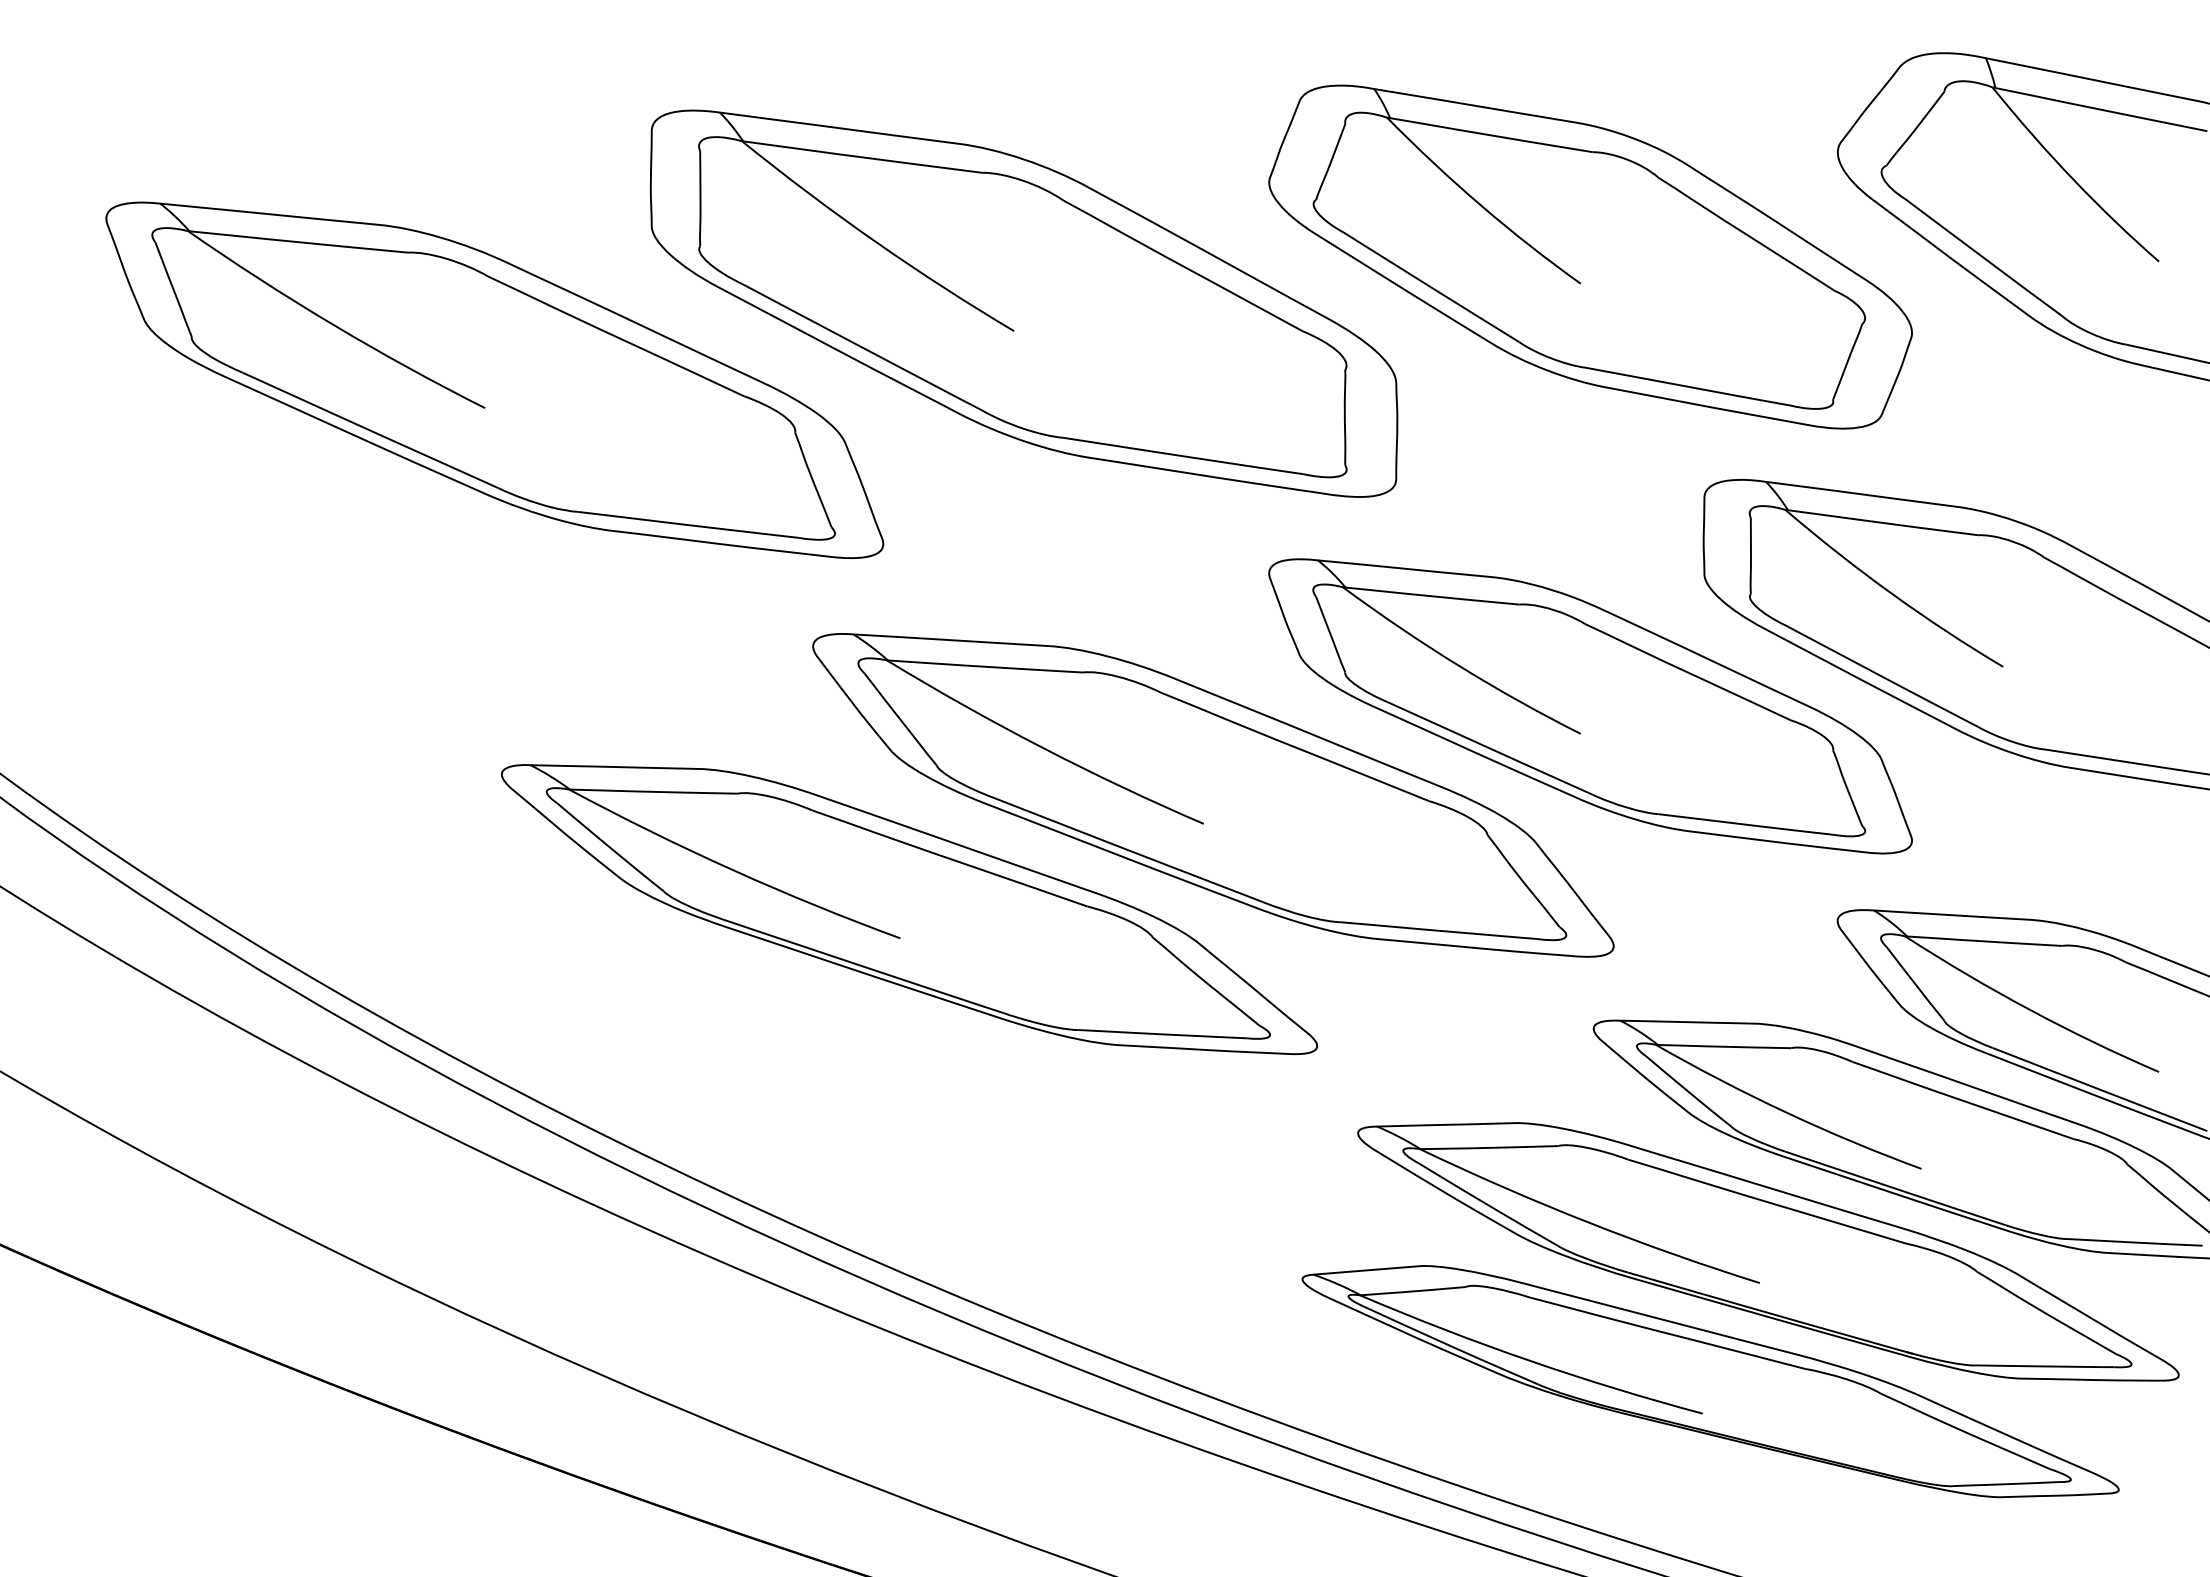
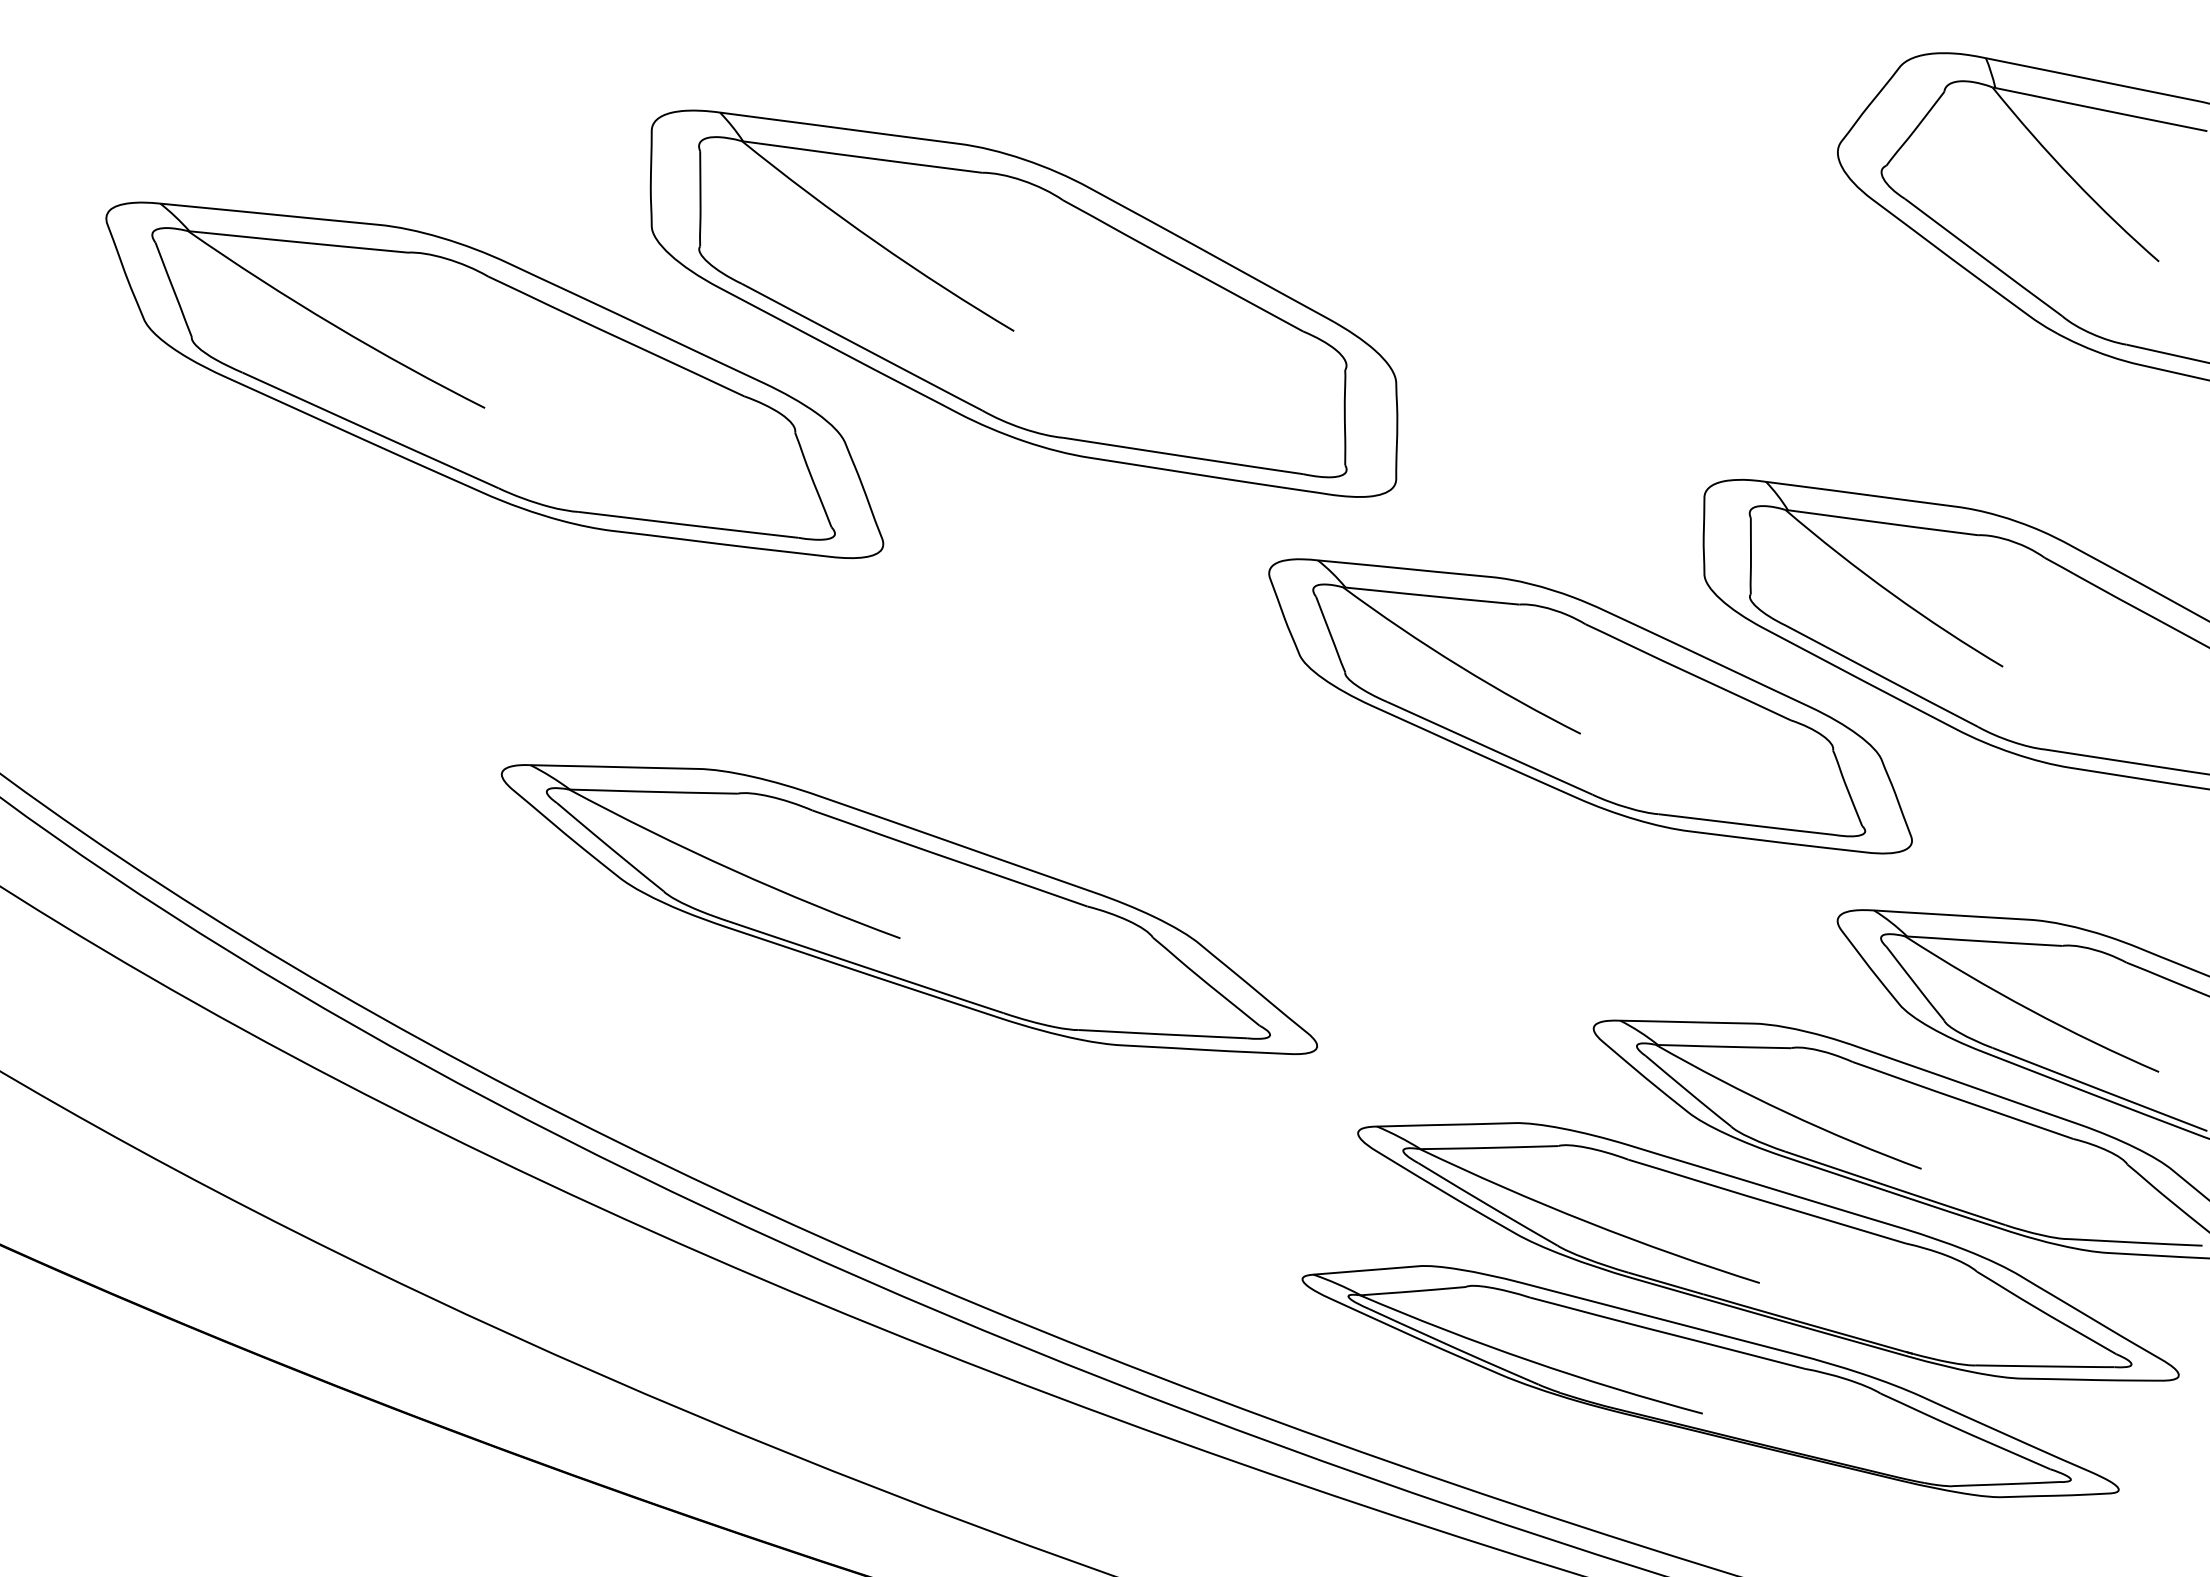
part: present -> none (1590, 256)
part: present -> none (1213, 795)
